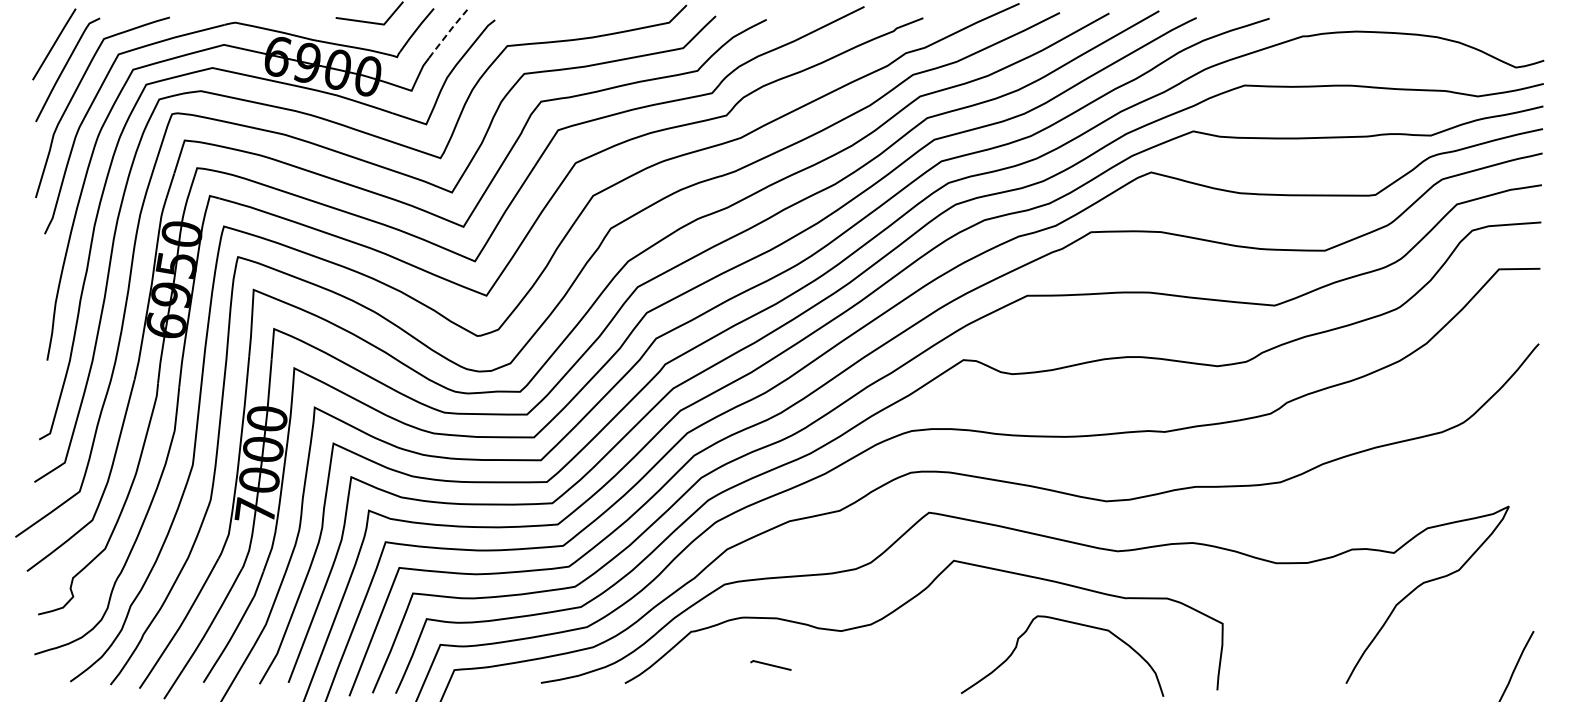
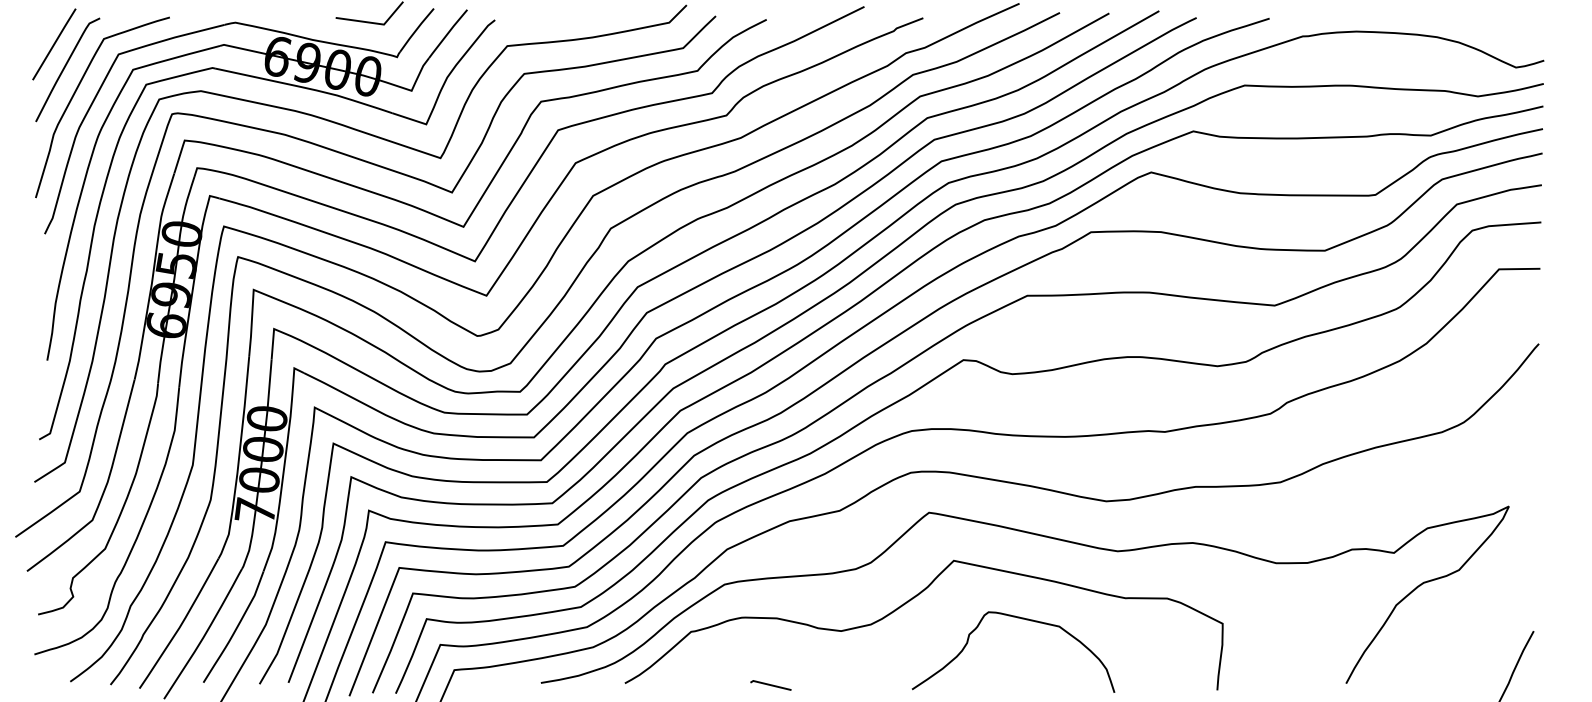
line: dashed -> solid (448, 33)
curve position: (1066, 622) -> (1017, 618) (1017, 618)
line position: (770, 665) -> (770, 685) (770, 685)
